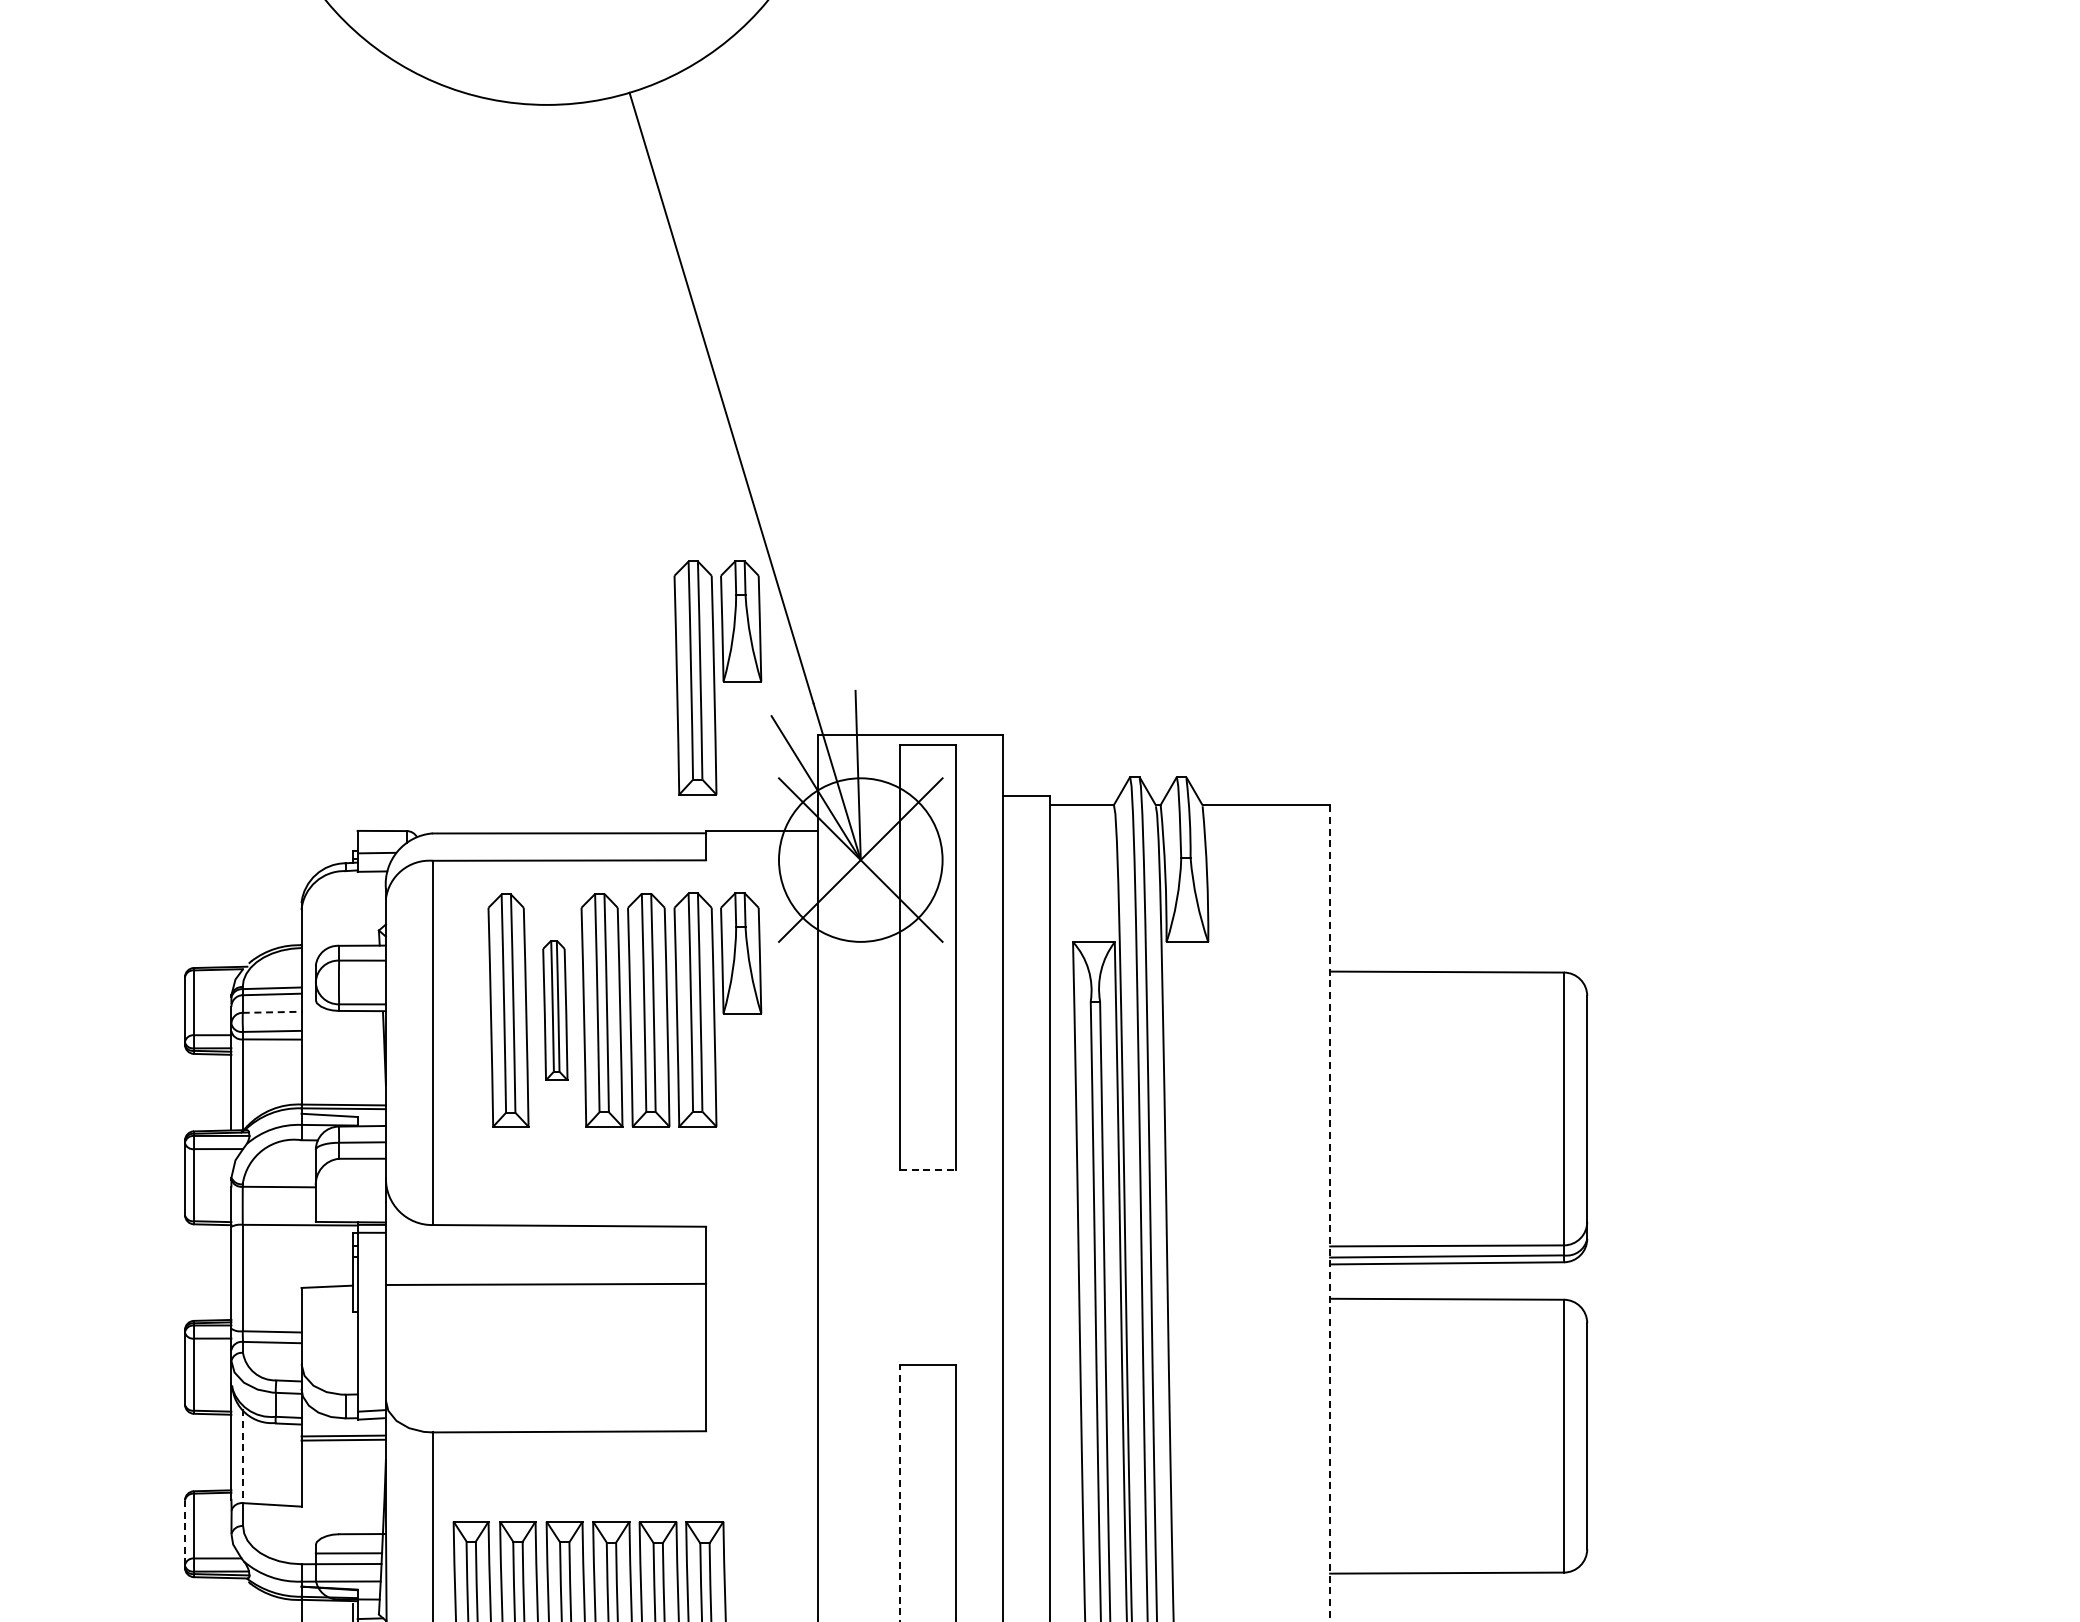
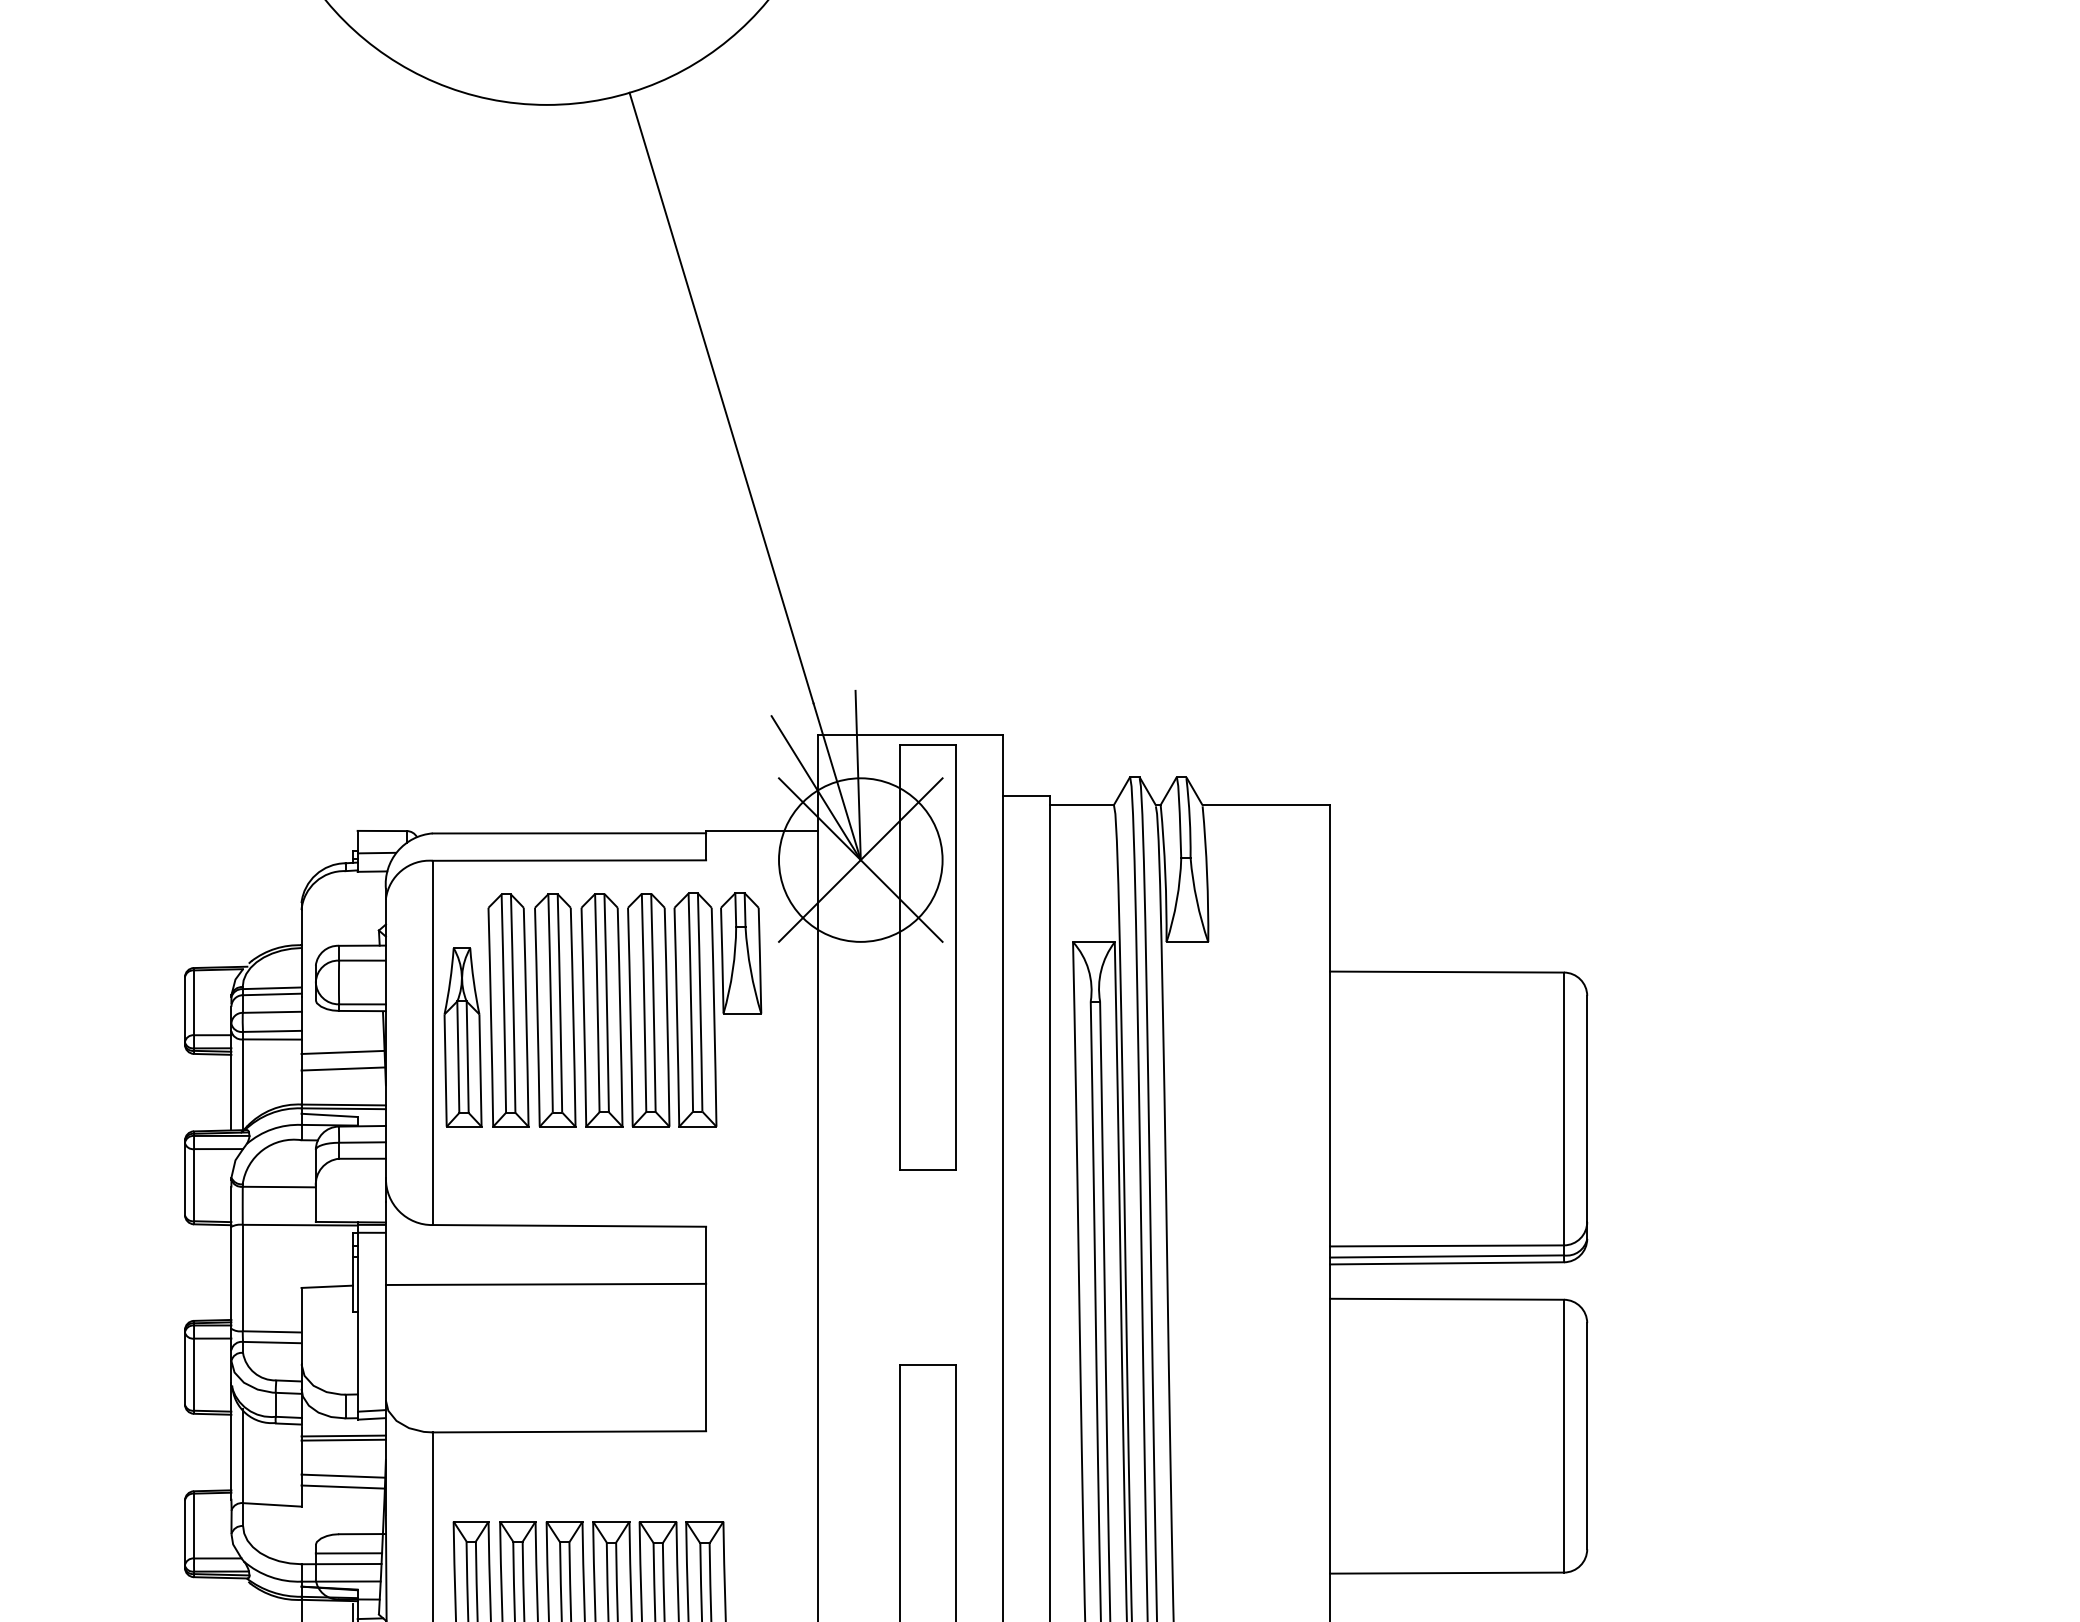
part: present -> none (717, 677)
part size: 27x141 px -> 43x235 px (555, 1010)
line: dashed -> solid (271, 1012)
part: none -> present (462, 1037)
line: none -> present (342, 1051)
line: none -> present (343, 1068)
line: dashed -> solid (928, 1170)
line: dashed -> solid (1330, 1213)
line: dashed -> solid (243, 1456)
line: none -> present (343, 1475)
line: none -> present (342, 1486)
line: dashed -> solid (900, 1493)
line: dashed -> solid (184, 1532)
